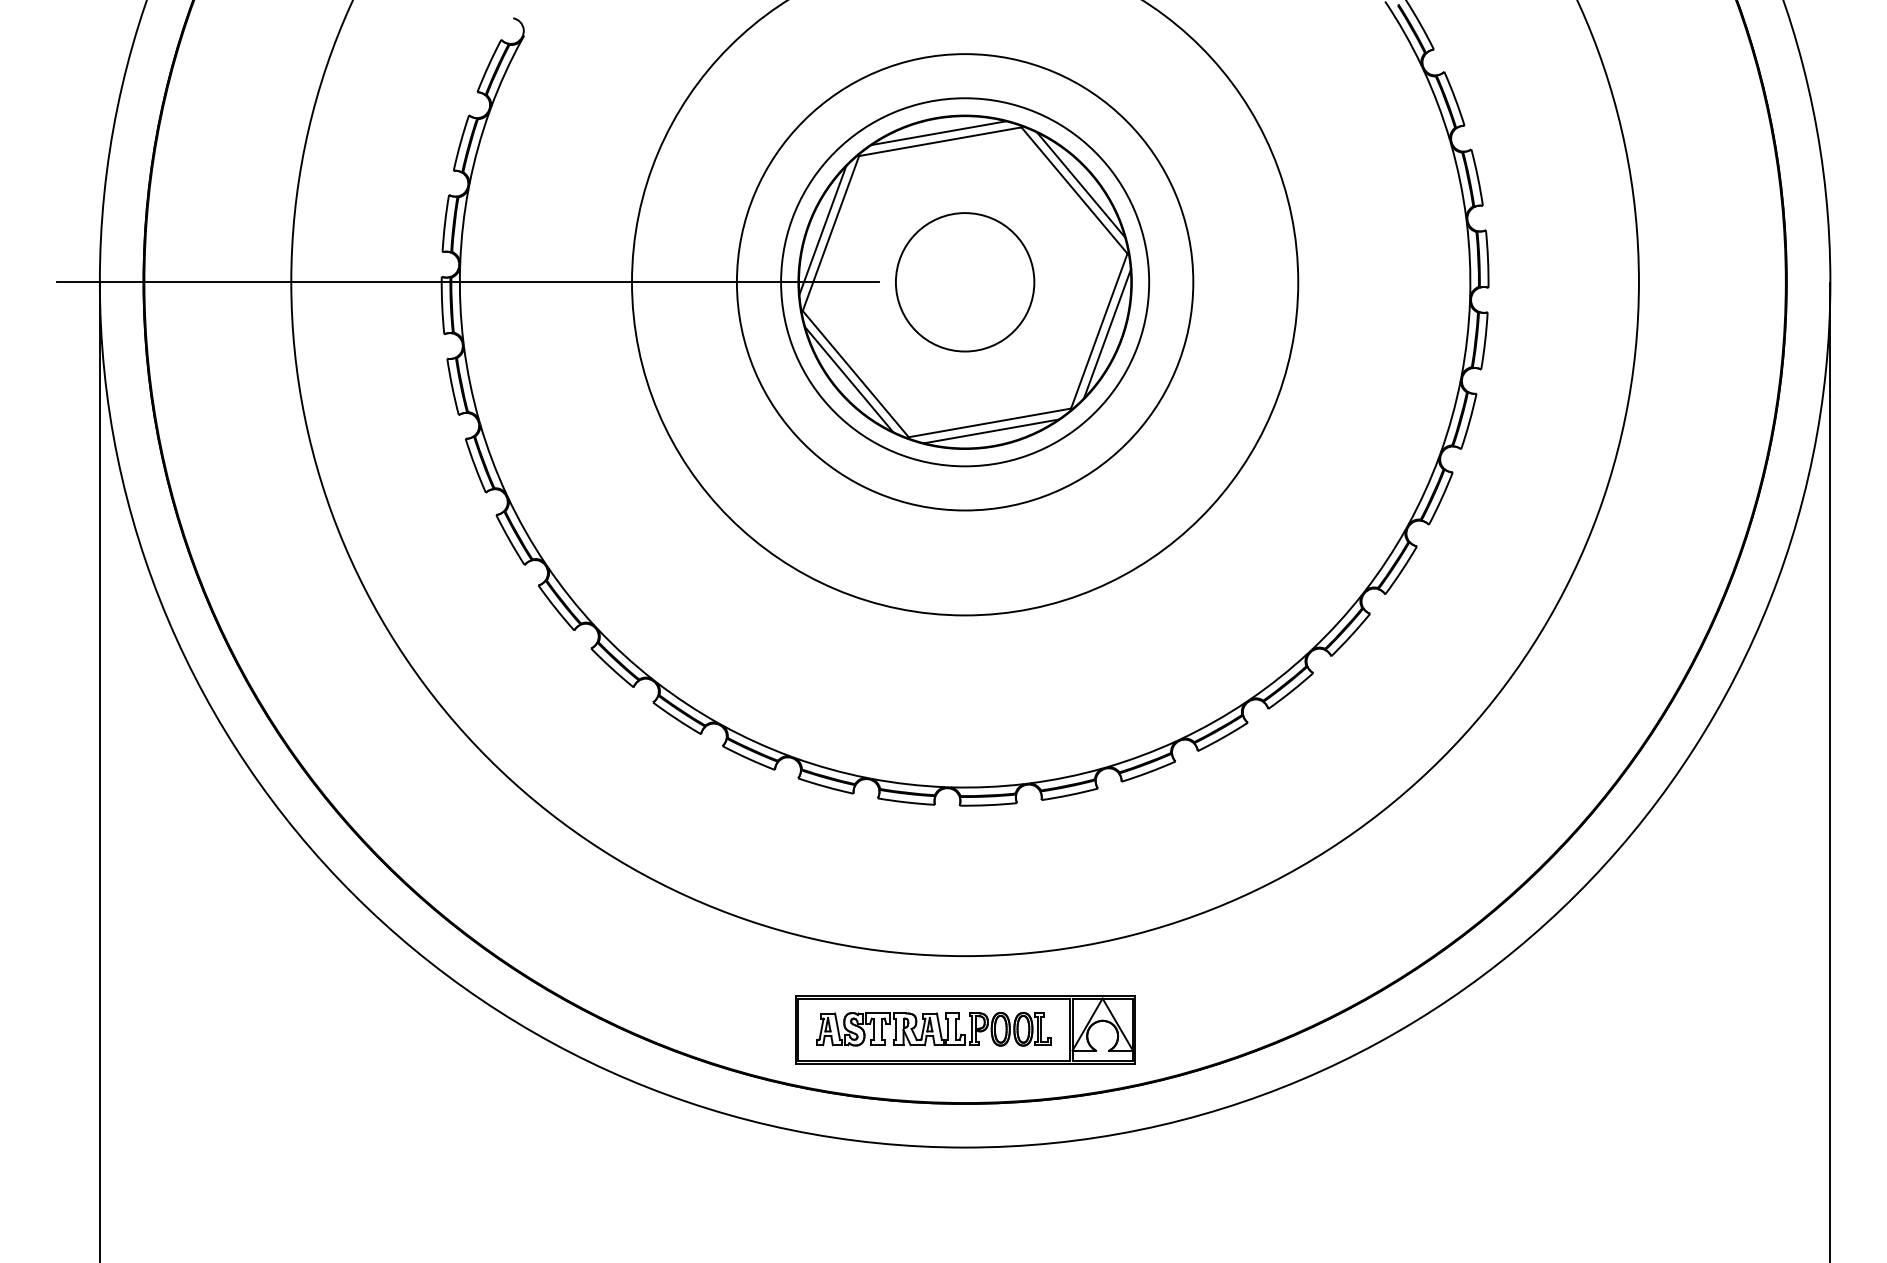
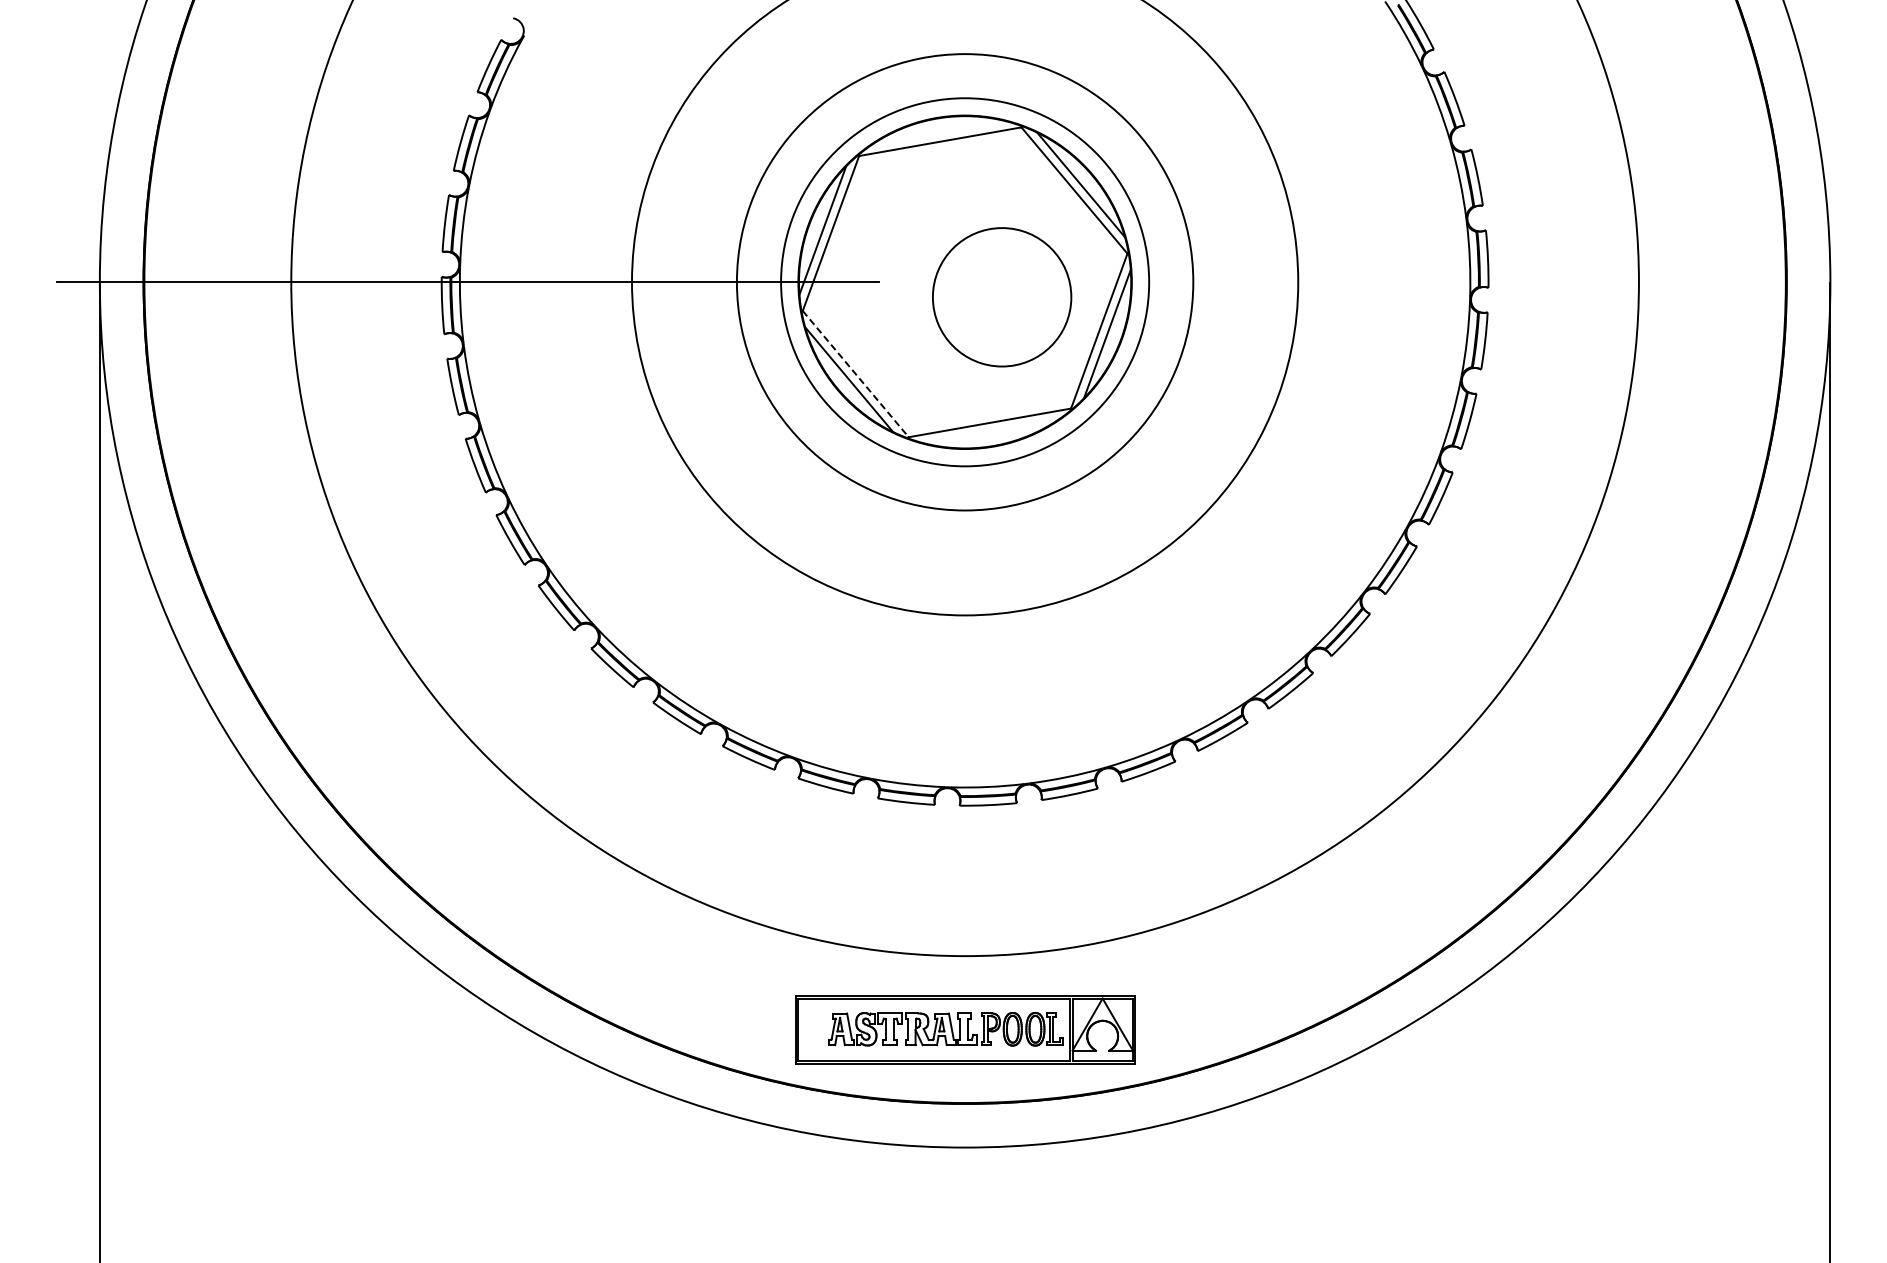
line: present -> none (938, 133)
circle position: (965, 282) -> (1002, 297) (1002, 297)
line: solid -> dashed (856, 374)
line: present -> none (991, 431)
part position: (933, 1029) -> (945, 1029) (945, 1029)
